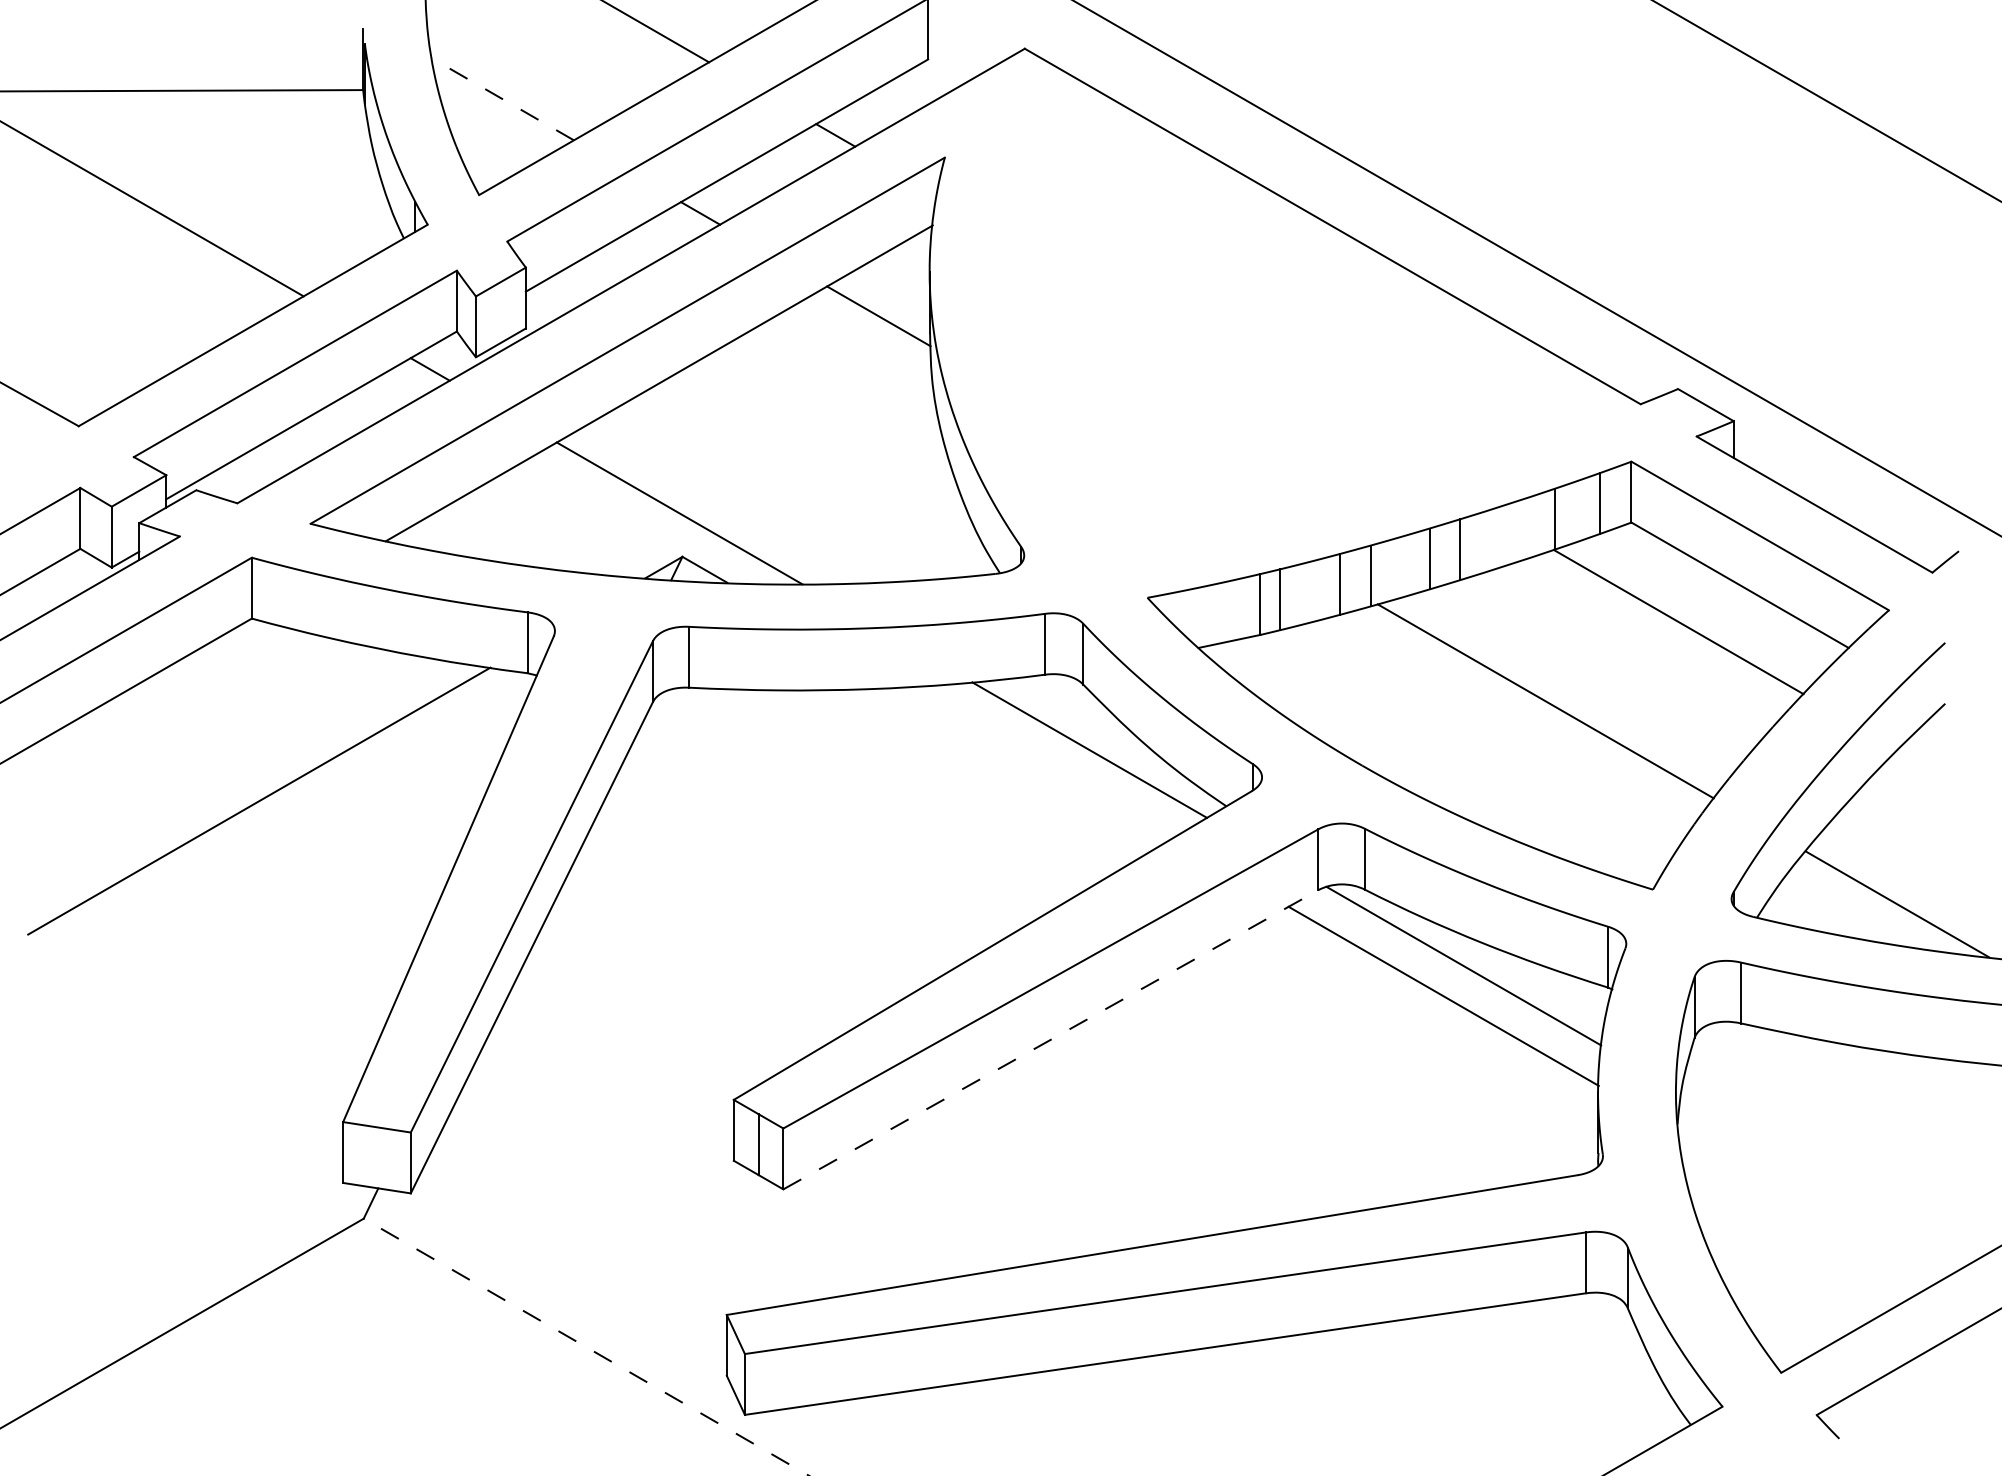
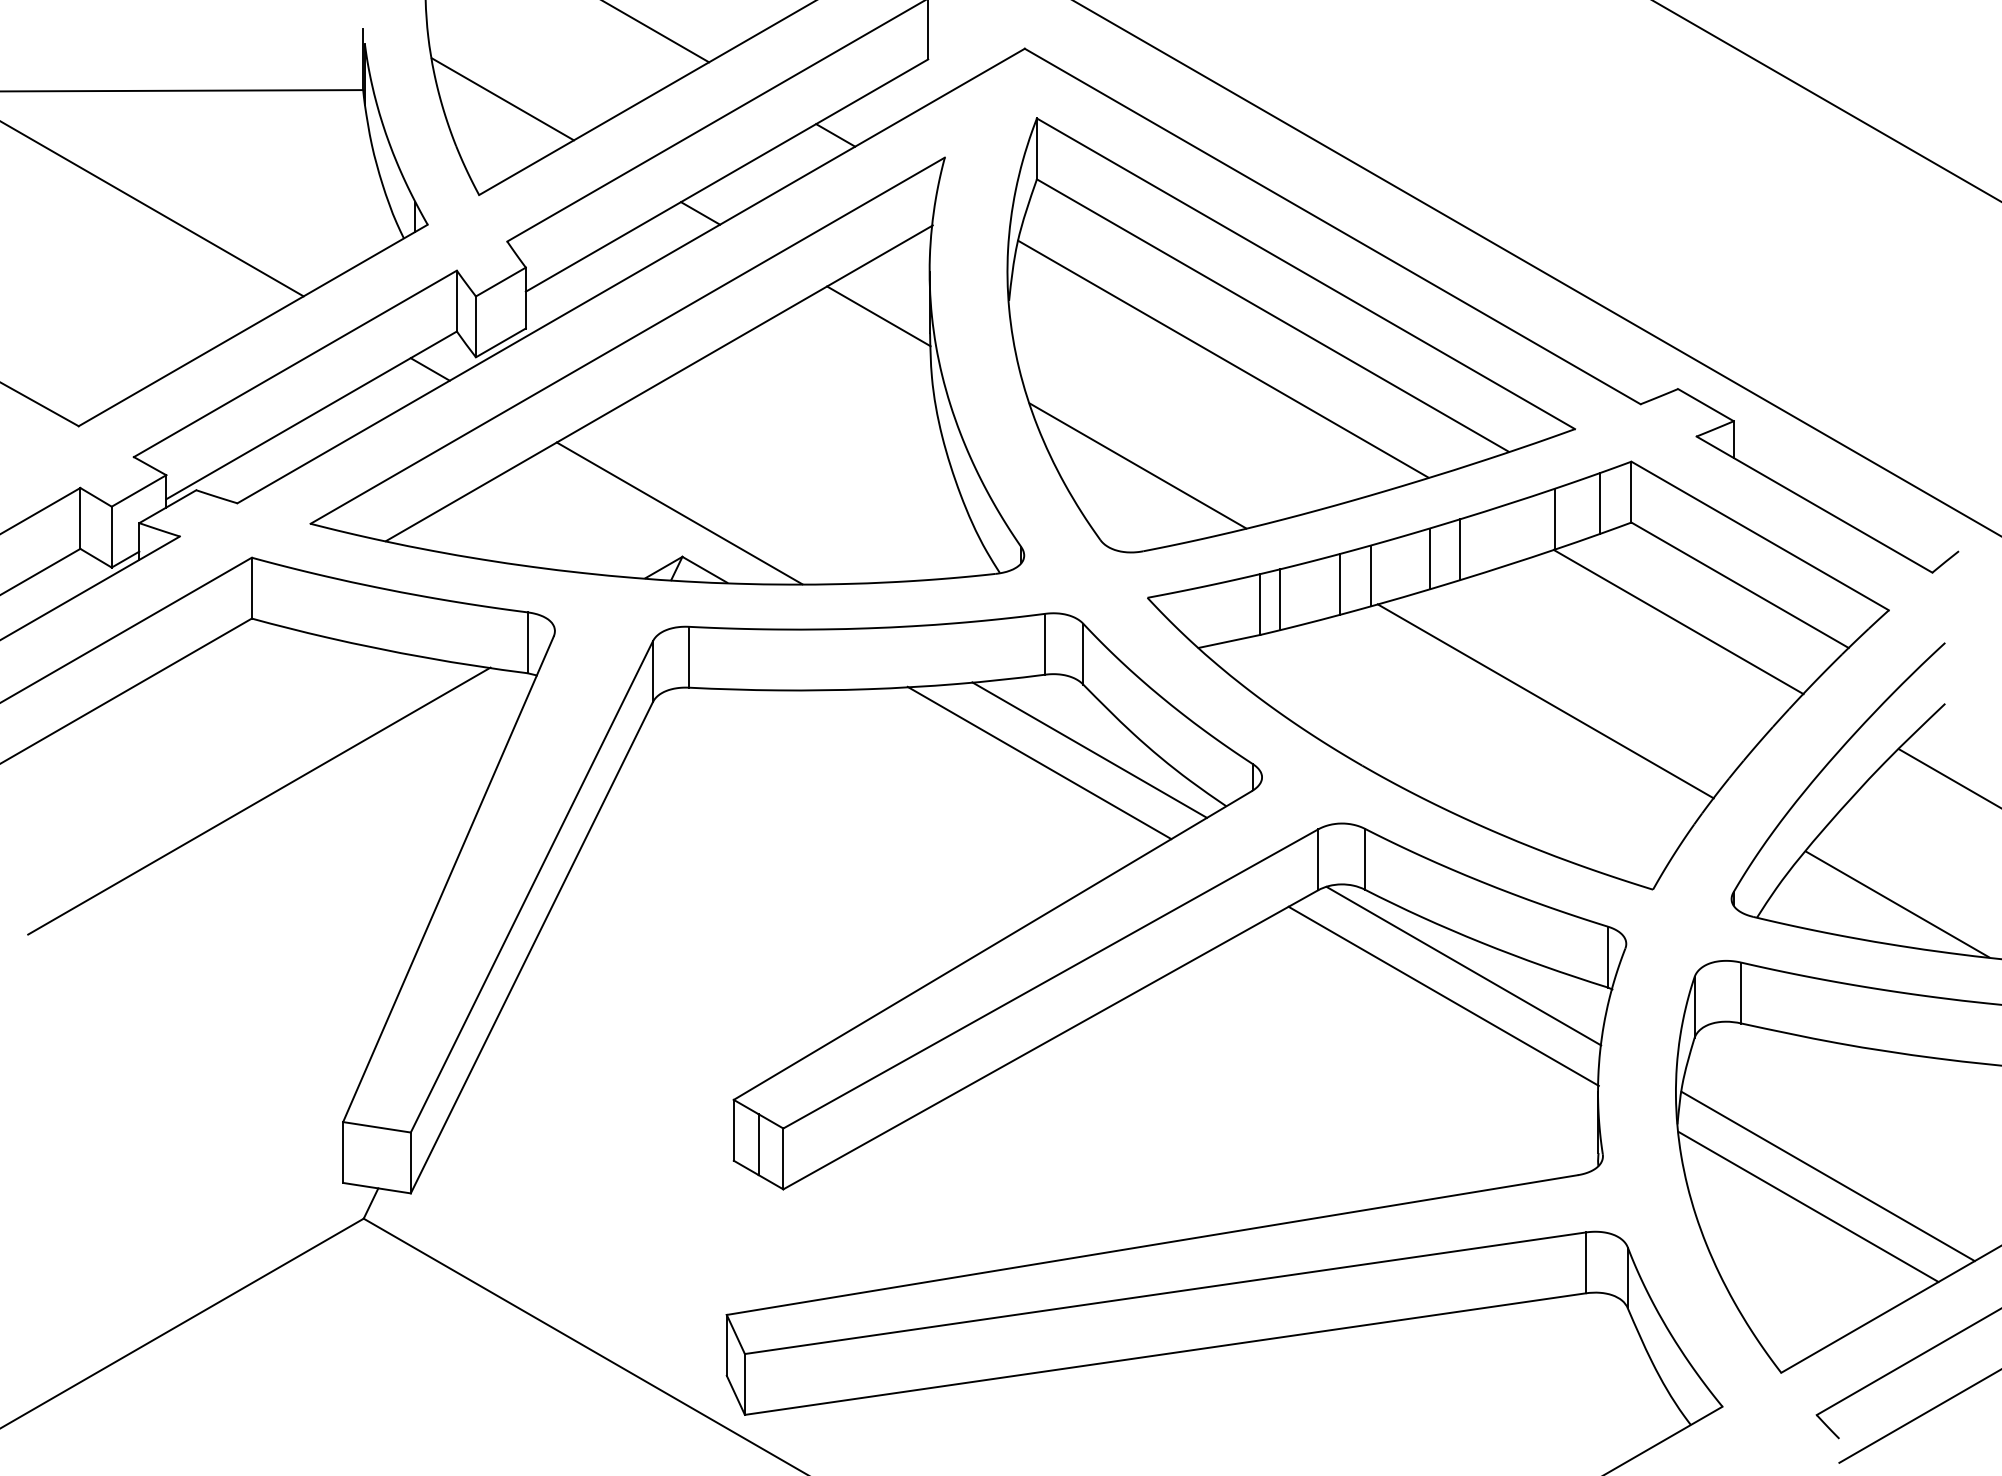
line: dashed -> solid (502, 99)
part: none -> present (1290, 335)
line: none -> present (1039, 762)
line: none -> present (1948, 777)
line: dashed -> solid (1051, 1039)
line: none -> present (1827, 1176)
line: none -> present (1808, 1206)
line: dashed -> solid (586, 1347)
line: none -> present (1918, 1416)
